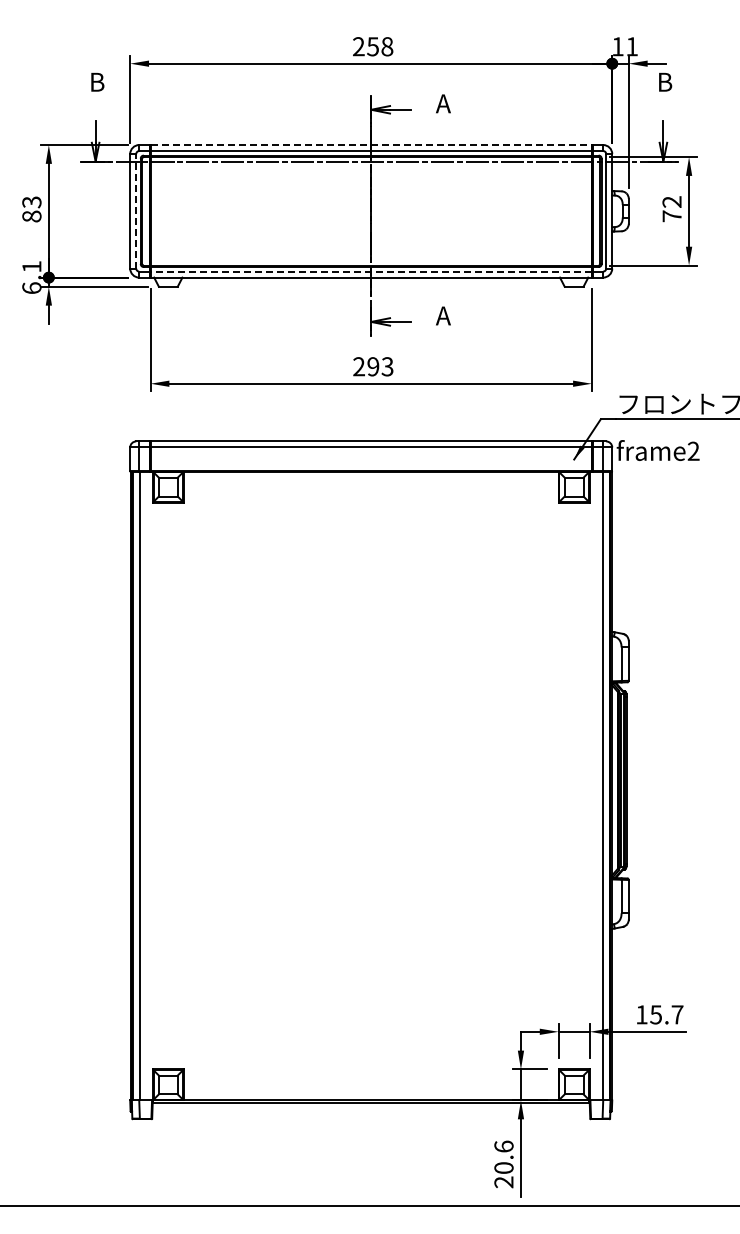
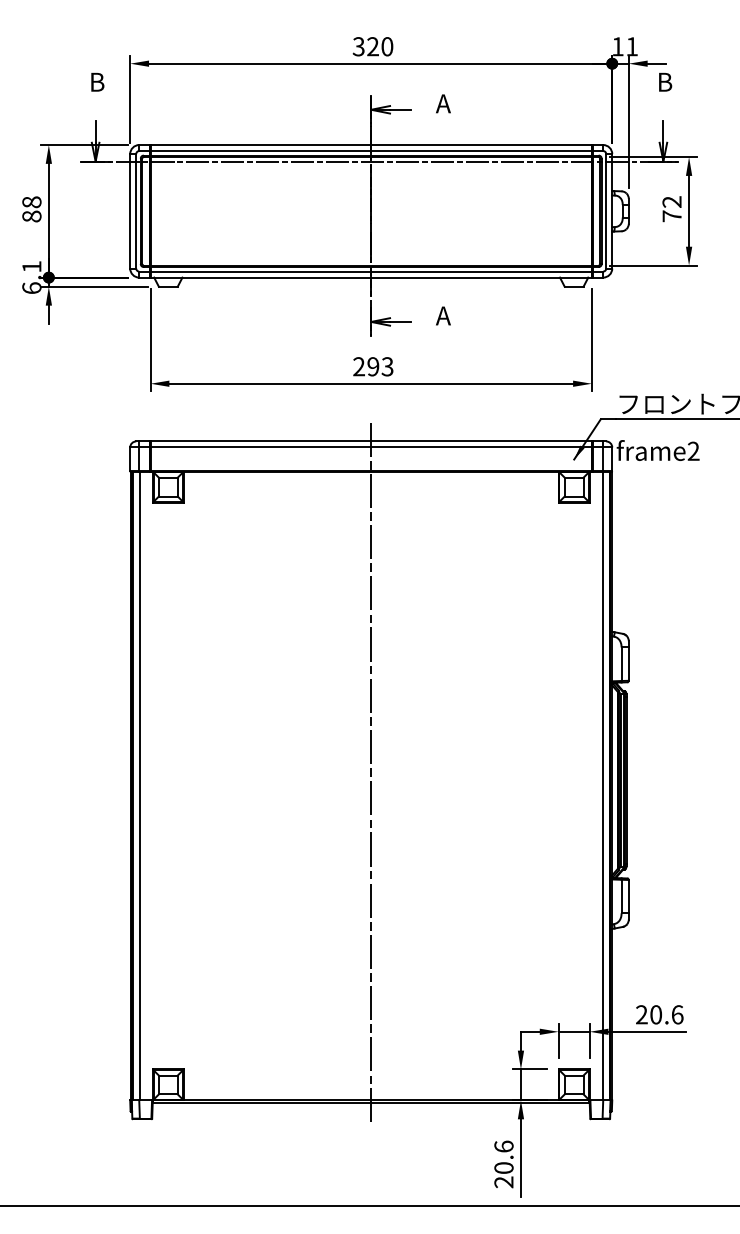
text: 258 -> 320 (372, 46)
line: dashed -> solid (371, 145)
text: 83 -> 88 (31, 202)
line: dashed -> solid (136, 210)
line: dashed -> solid (371, 271)
line: none -> present (371, 771)
text: 15.7 -> 20.6 (659, 1014)
